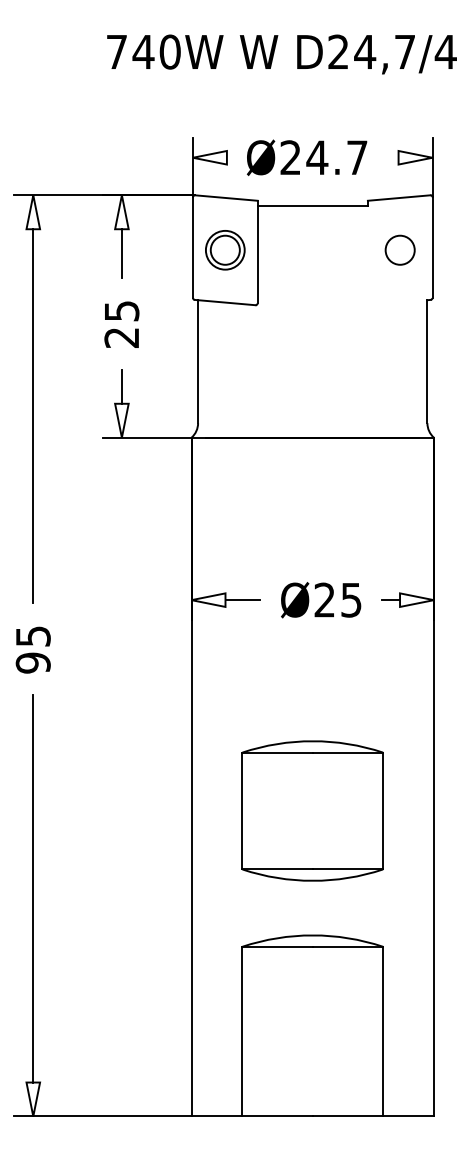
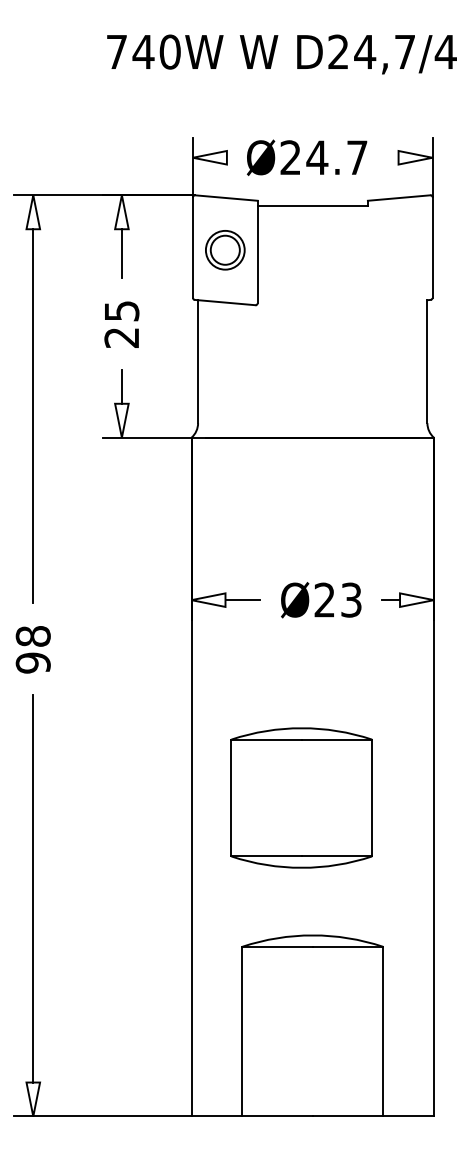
circle: present -> none (399, 249)
text: Ø25 -> Ø23 (351, 599)
text: 95 -> 98 (32, 636)
part position: (312, 810) -> (301, 797) (301, 797)
